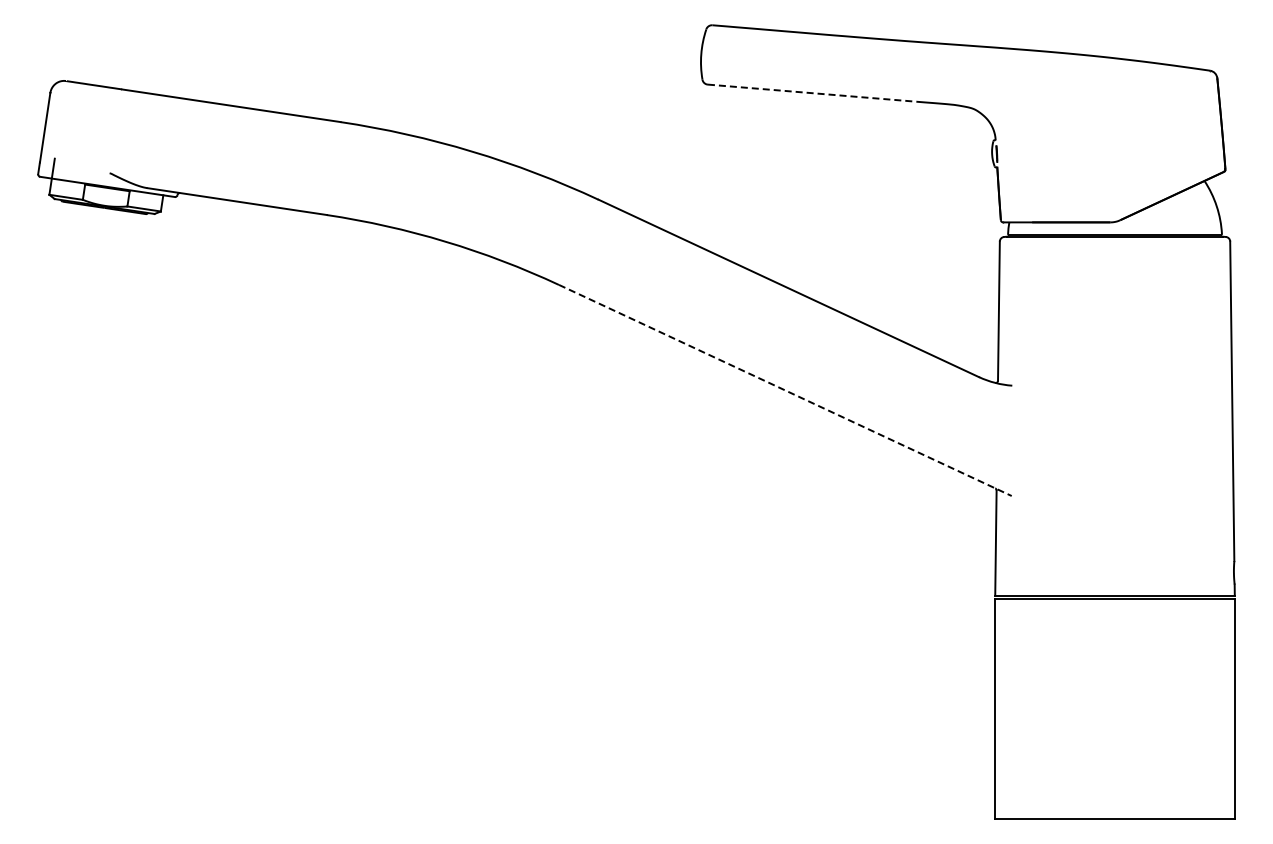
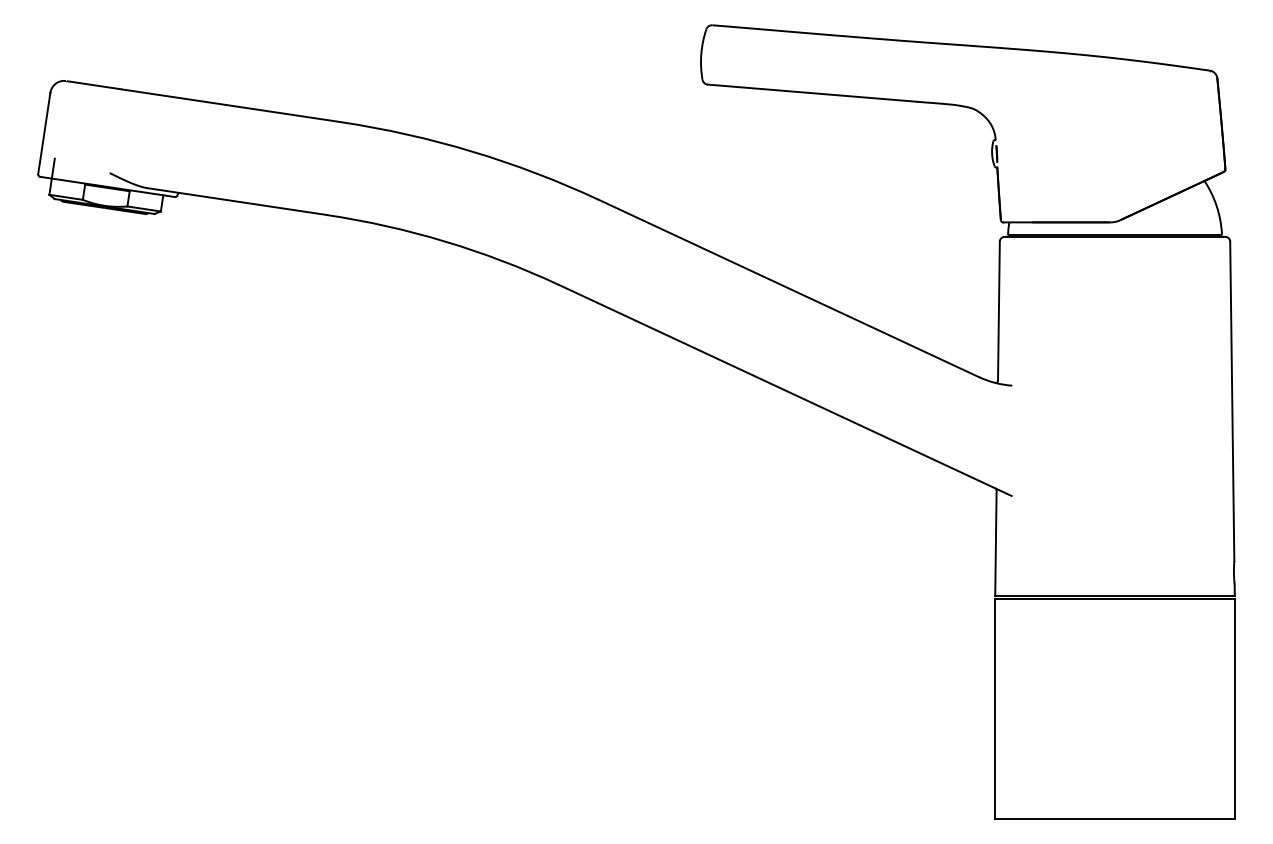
line: dashed -> solid (812, 93)
line: dashed -> solid (785, 390)
